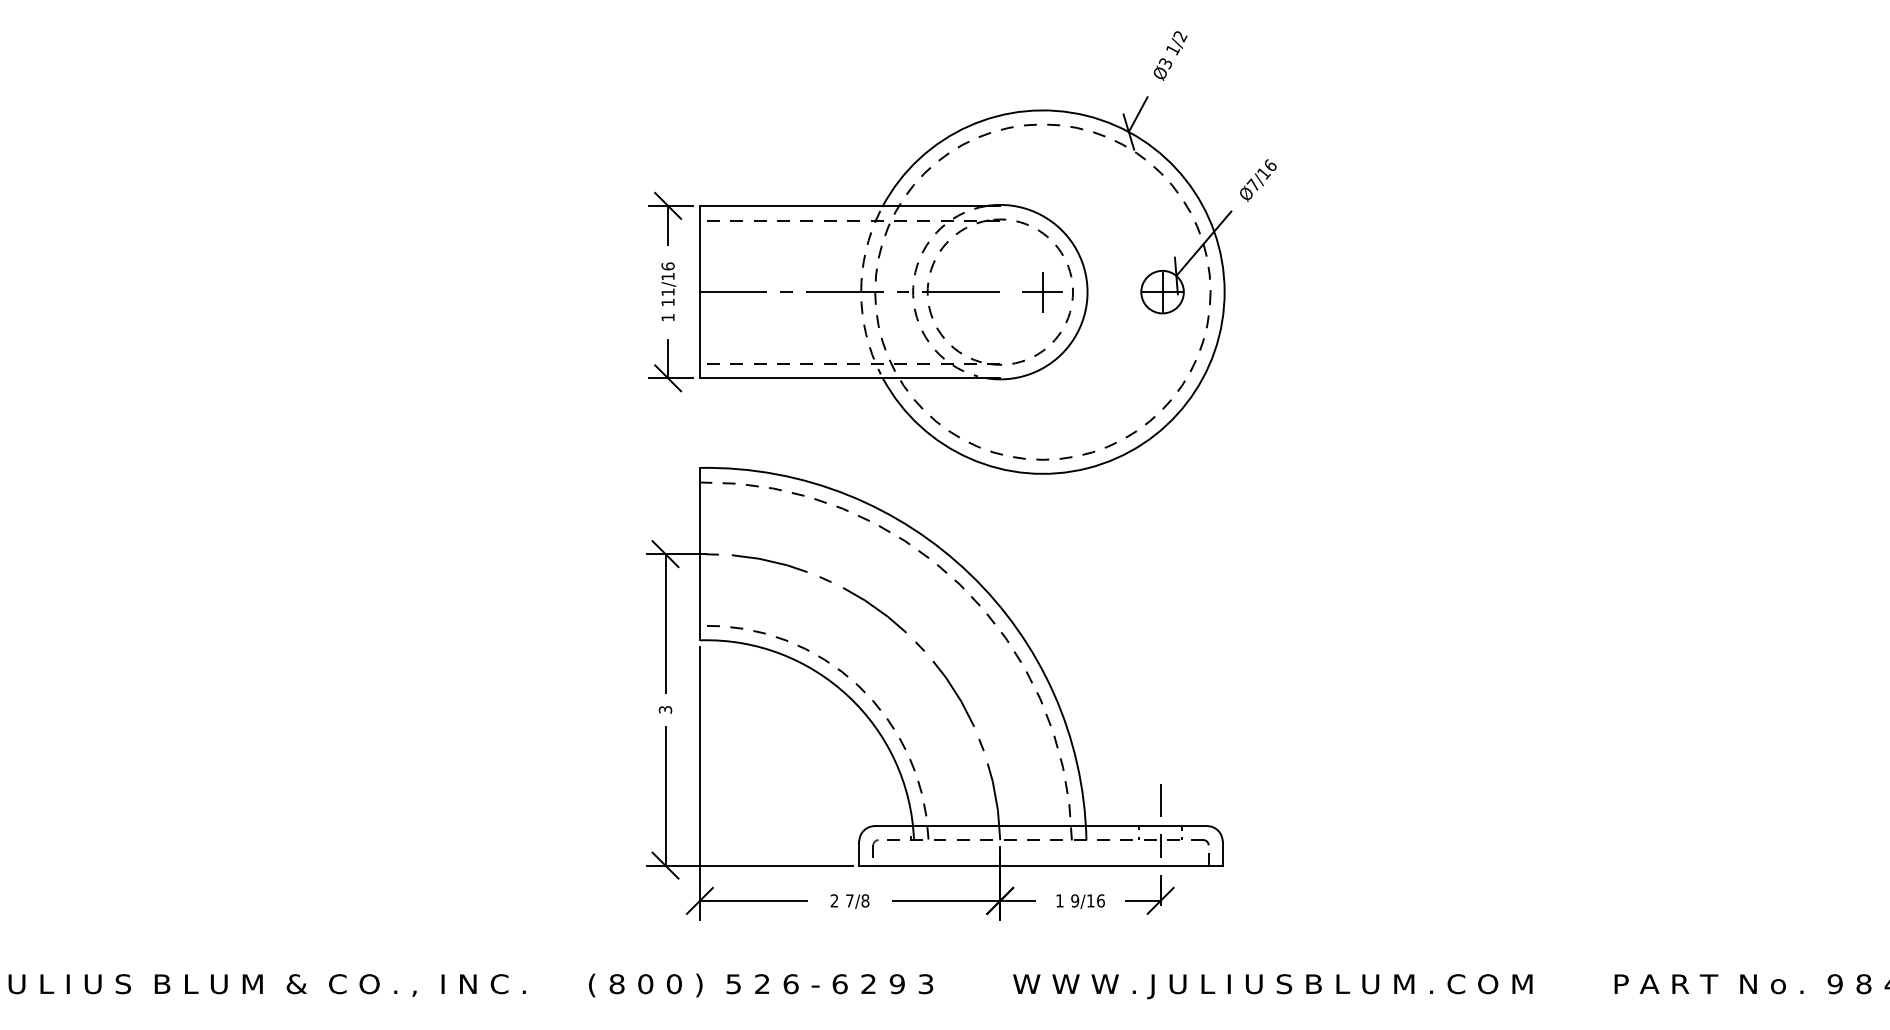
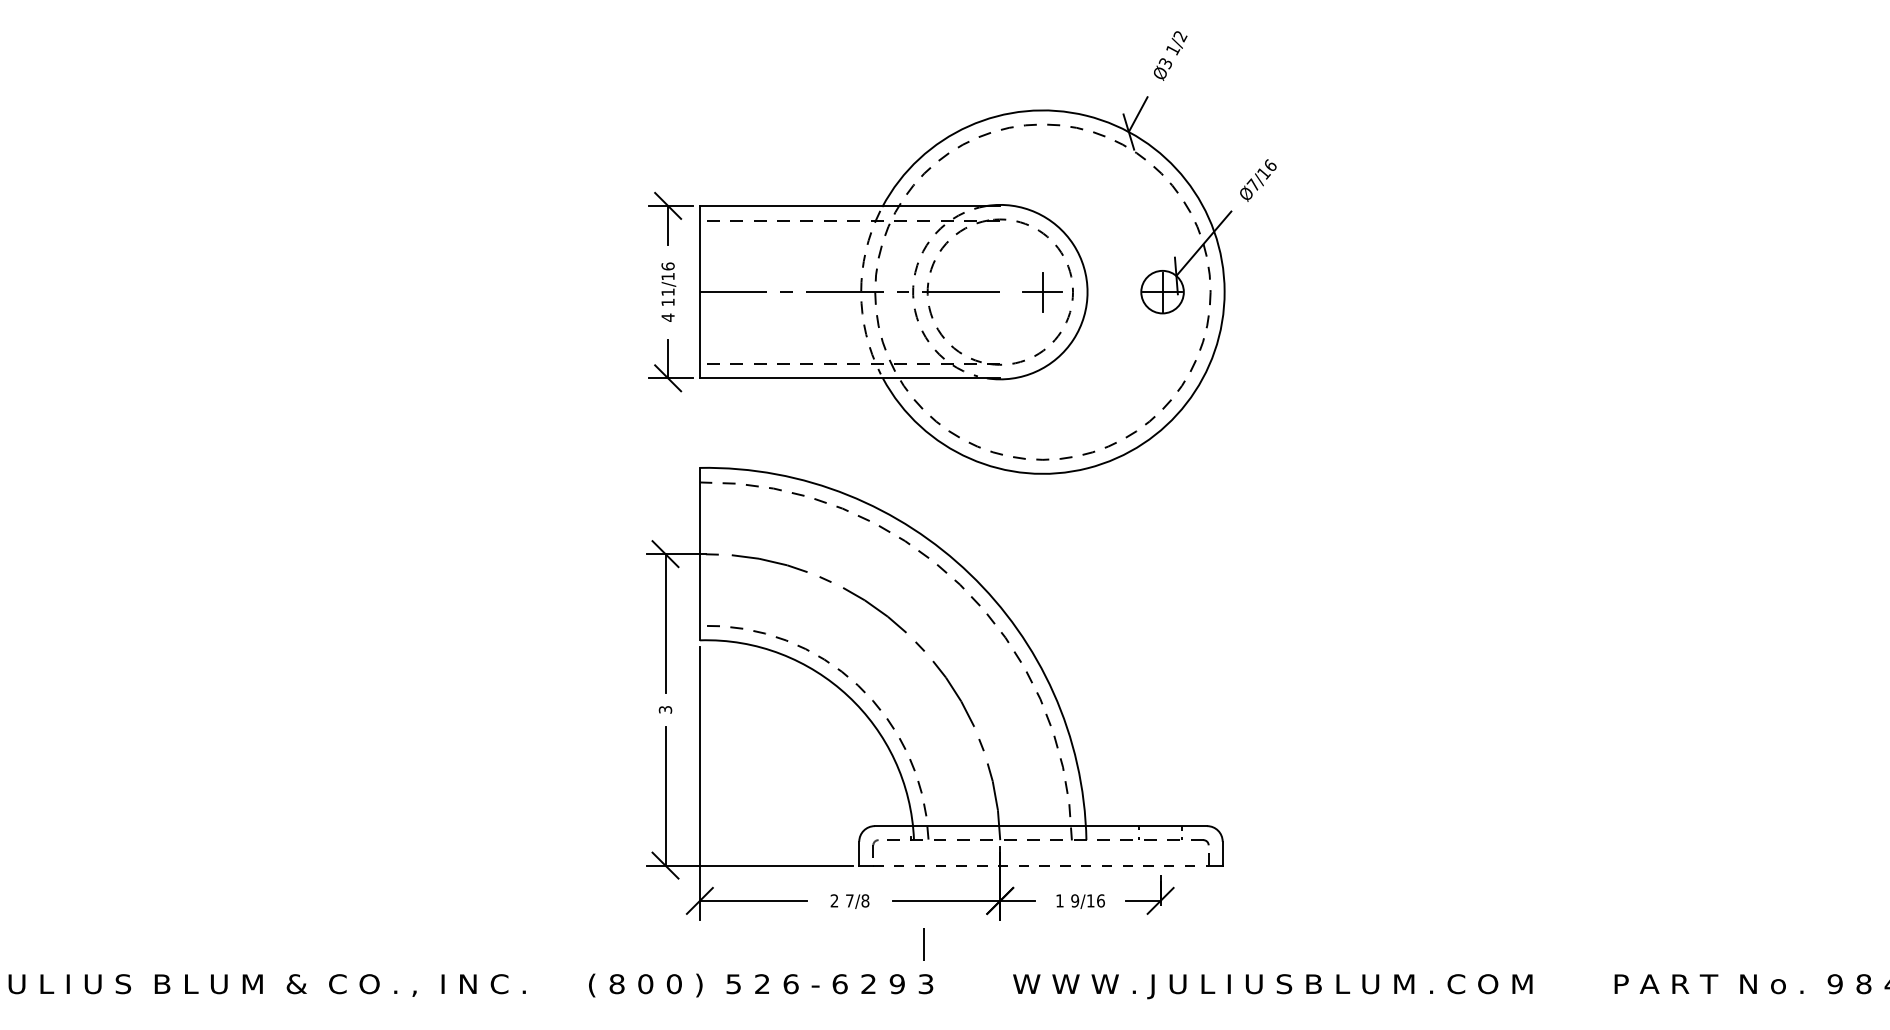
text: 1 -> 4 (667, 317)
line position: (1160, 800) -> (923, 944) (923, 944)
line: present -> none (1160, 845)
line: solid -> dashed (1040, 865)
